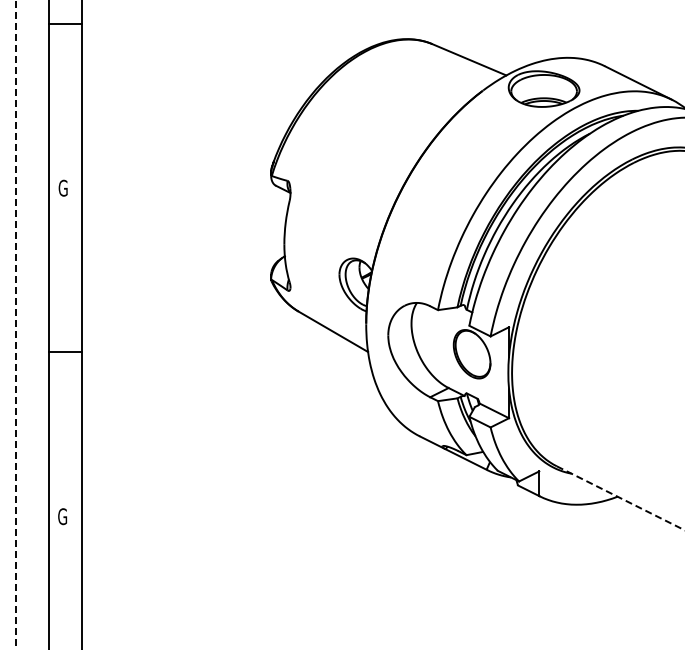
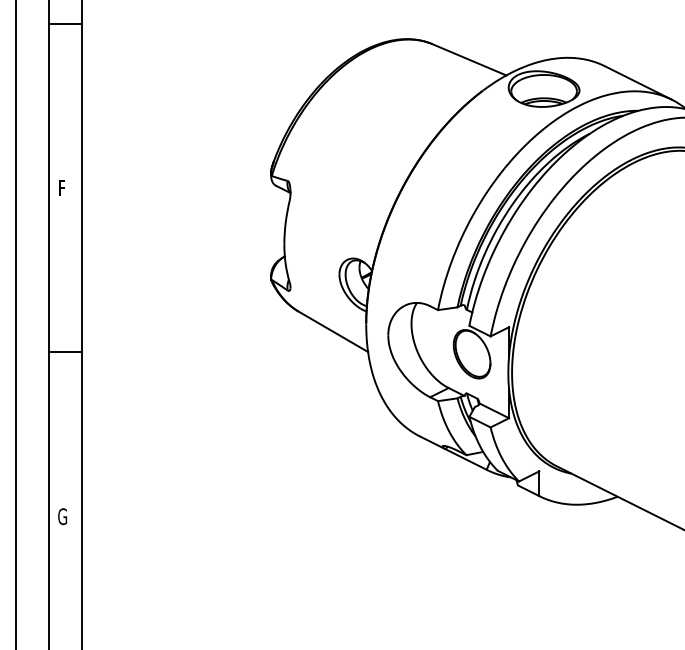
text: G -> F (62, 187)
line: dashed -> solid (16, 324)
line: dashed -> solid (621, 498)
